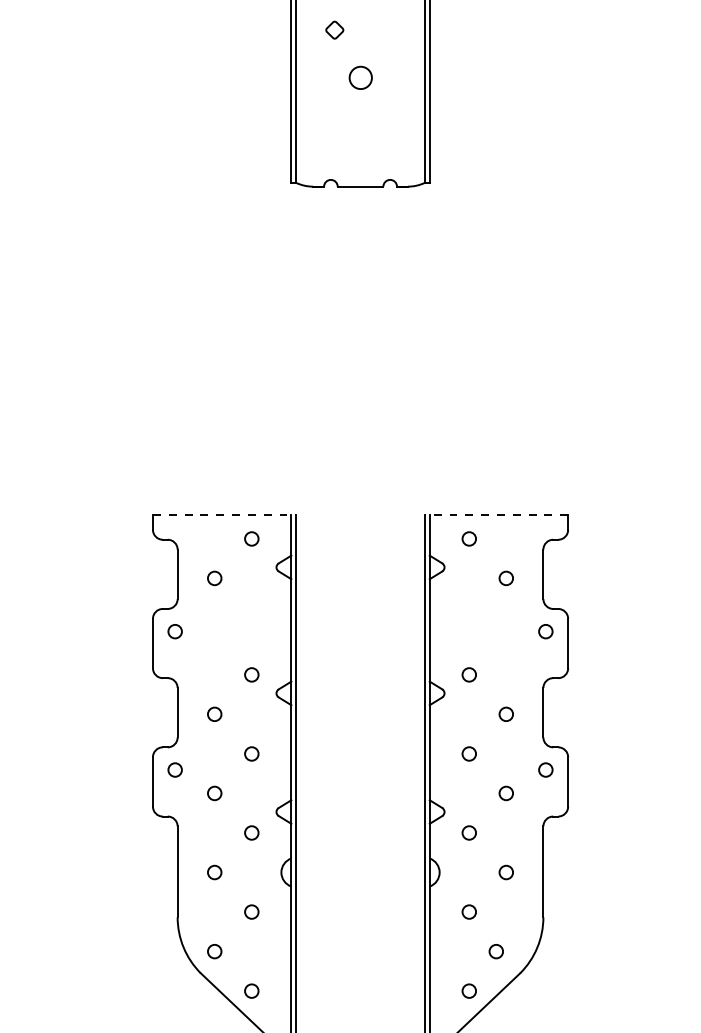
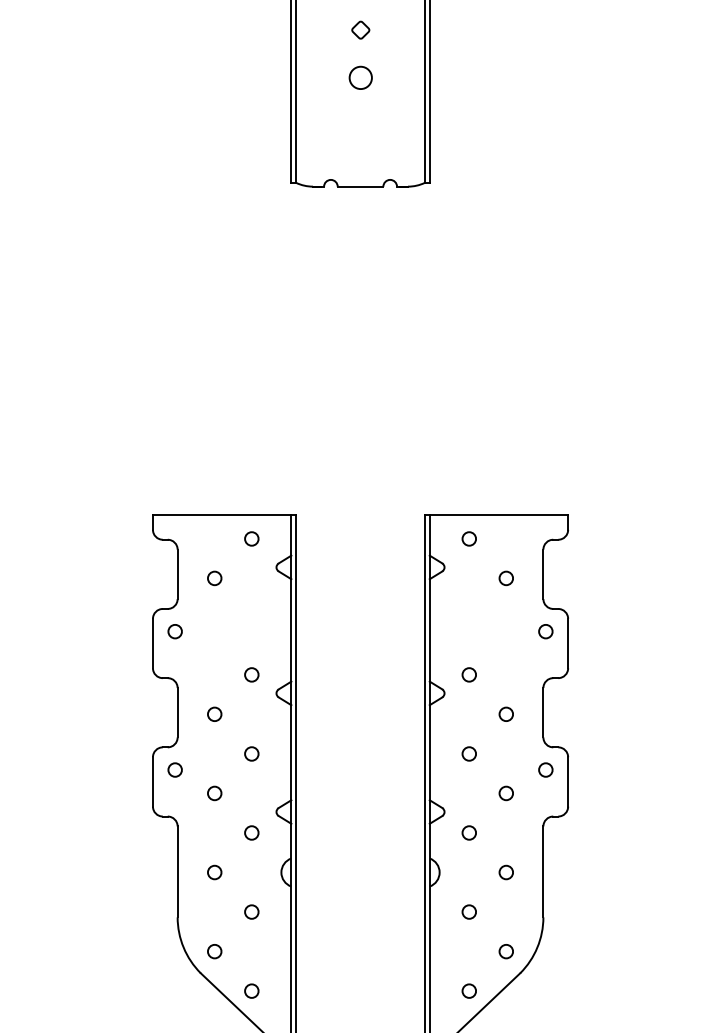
part position: (334, 29) -> (360, 29) (360, 29)
line: dashed -> solid (224, 515)
line: dashed -> solid (496, 515)
circle position: (495, 951) -> (505, 951) (505, 951)
